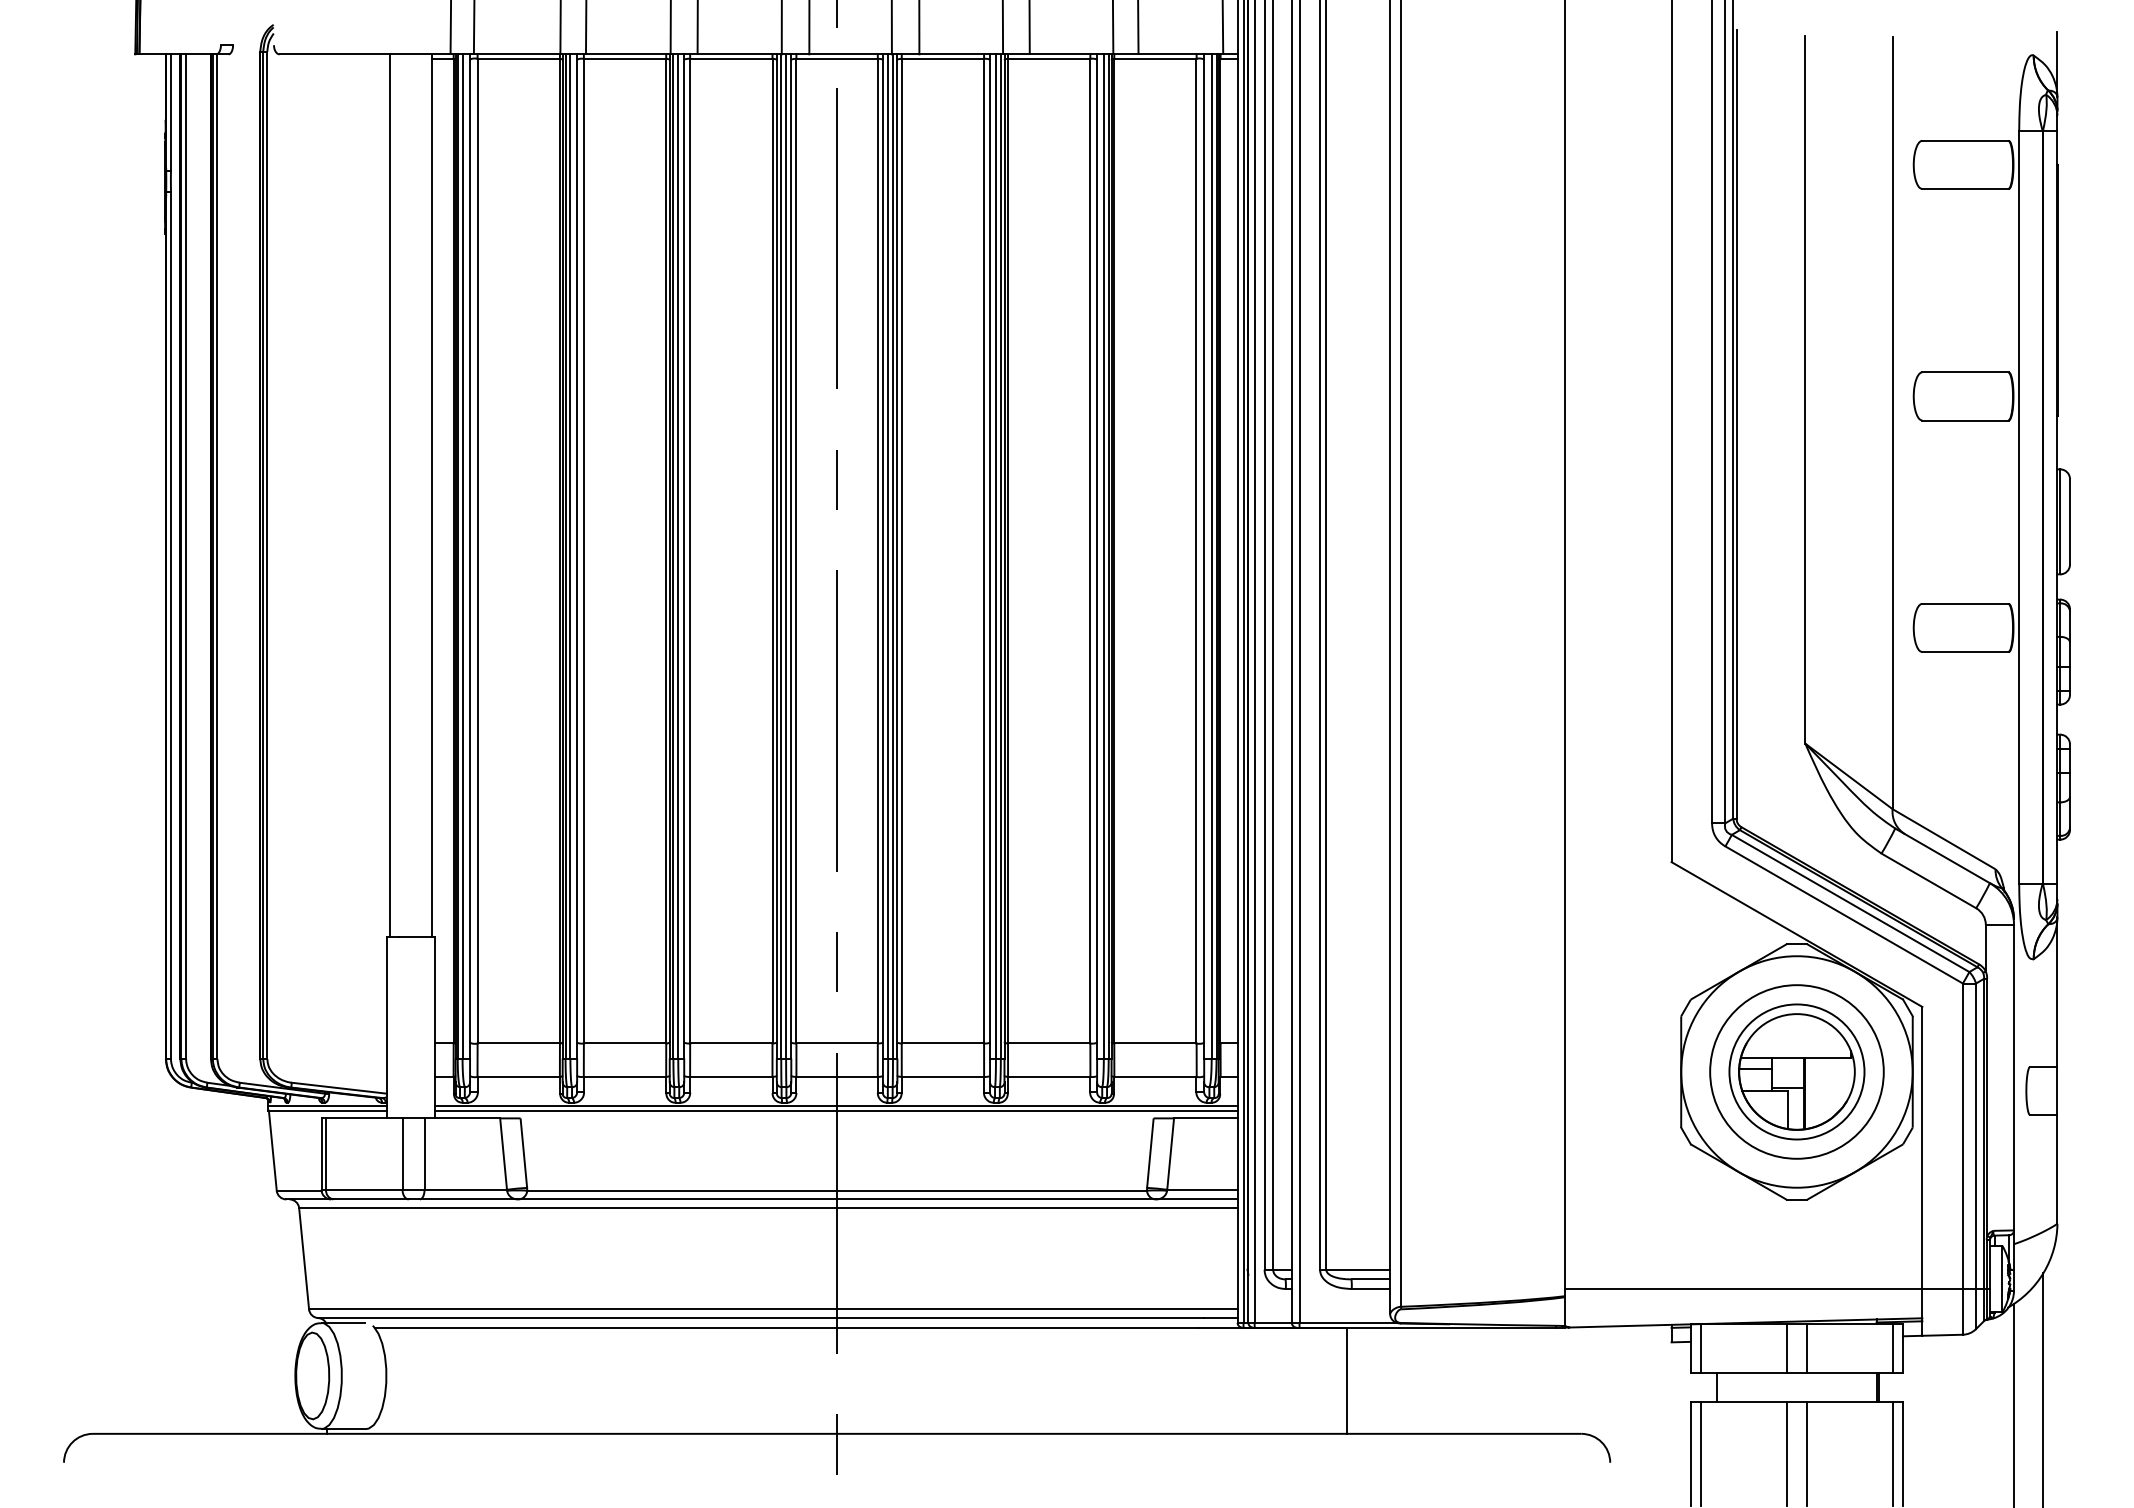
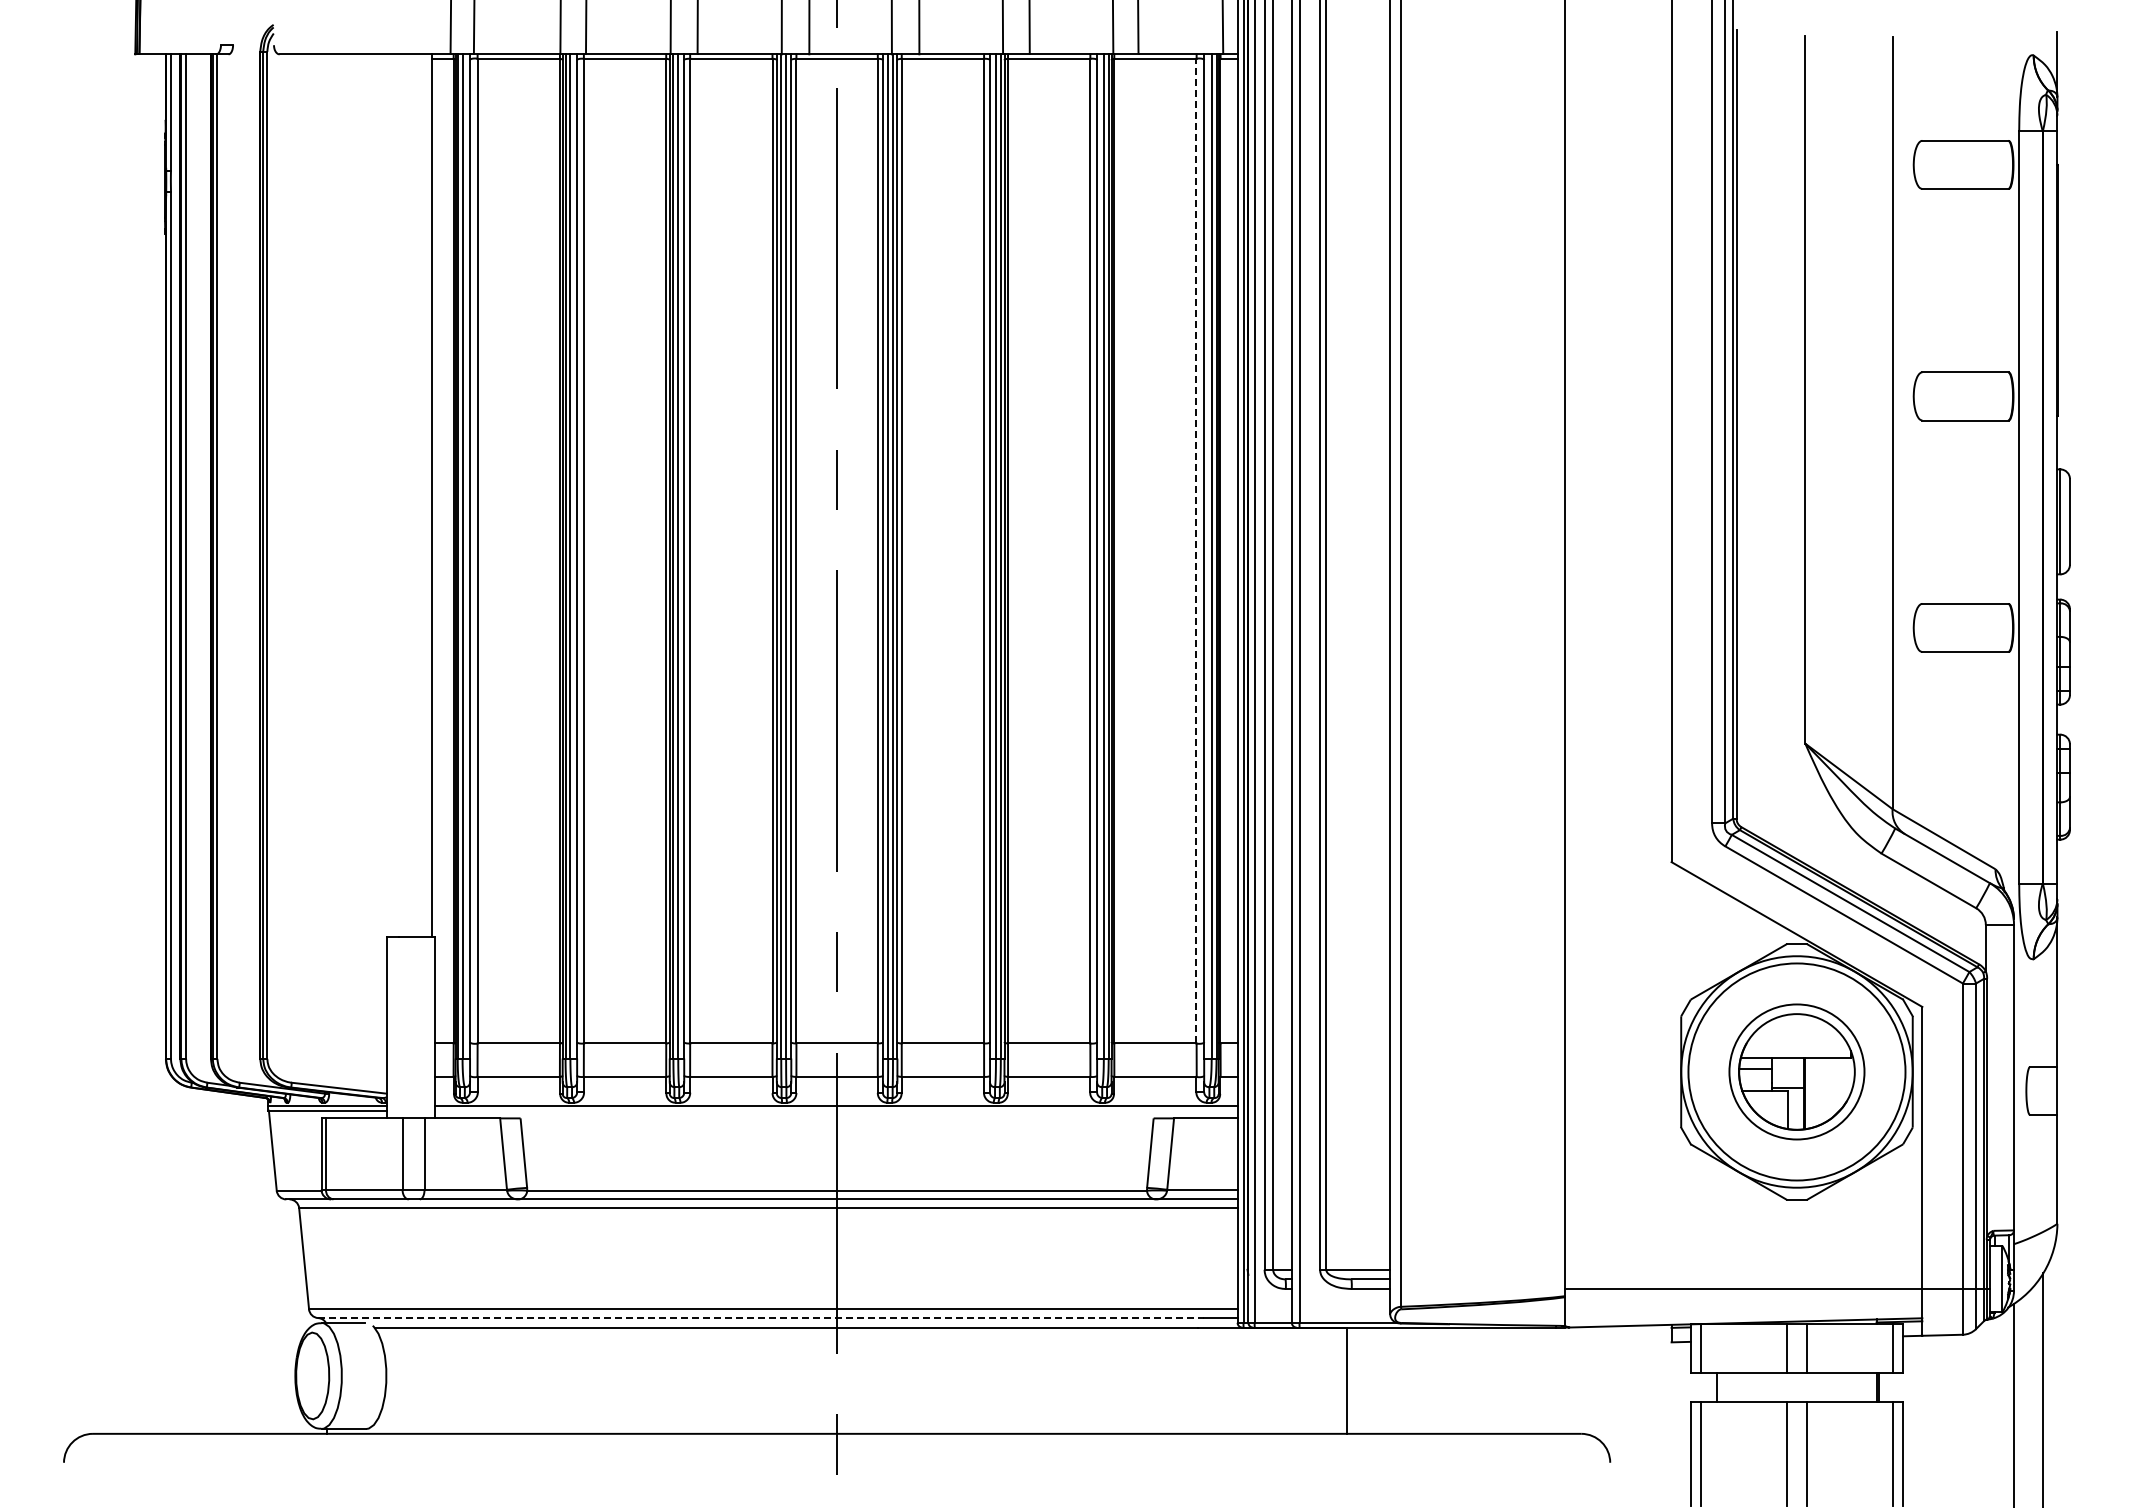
line: present -> none (390, 495)
line: solid -> dashed (1196, 550)
circle diameter: 174 px -> 217 px (1796, 1071)
line: present -> none (835, 1110)
line: solid -> dashed (761, 1318)
